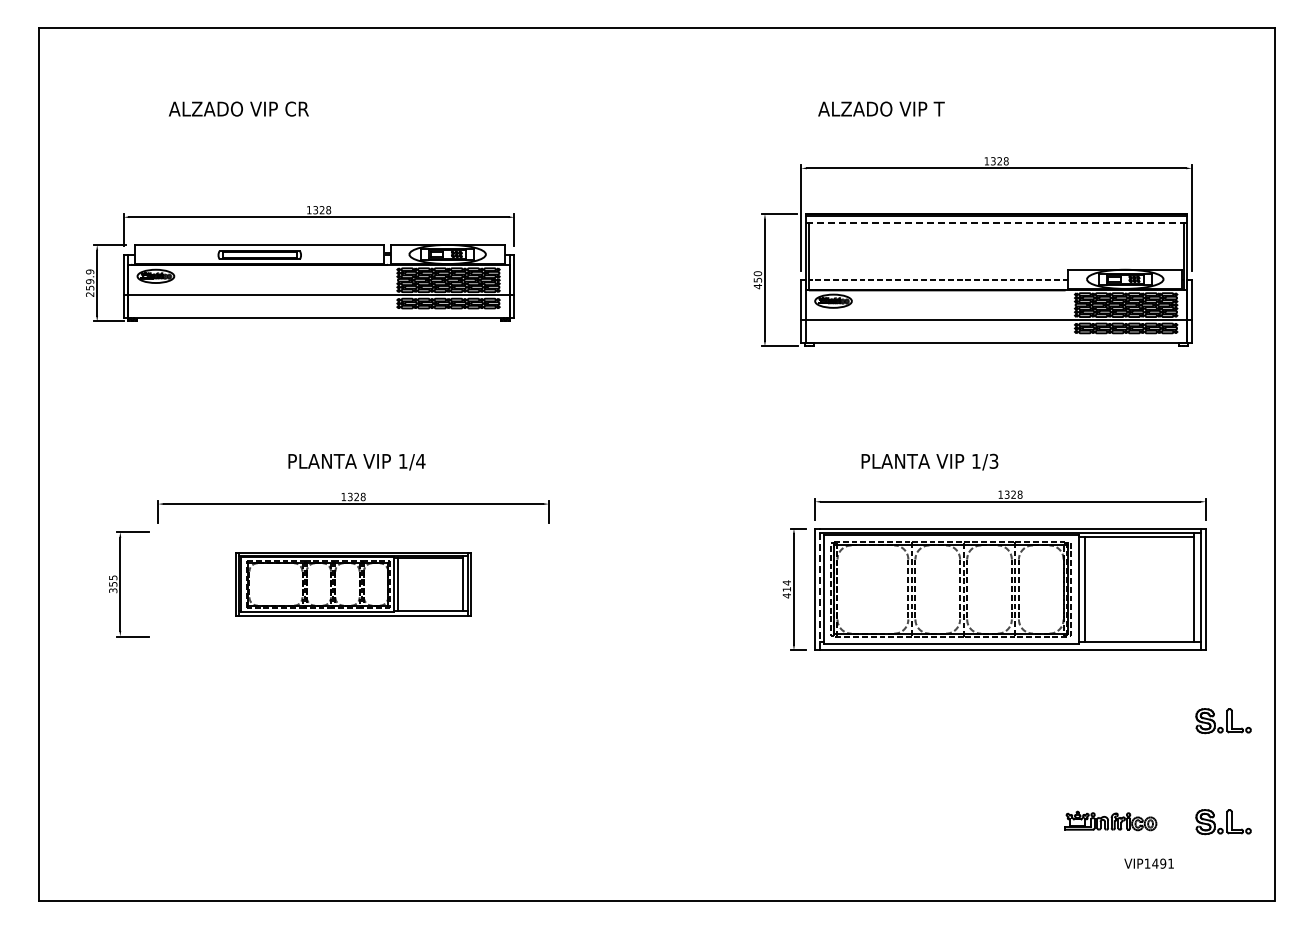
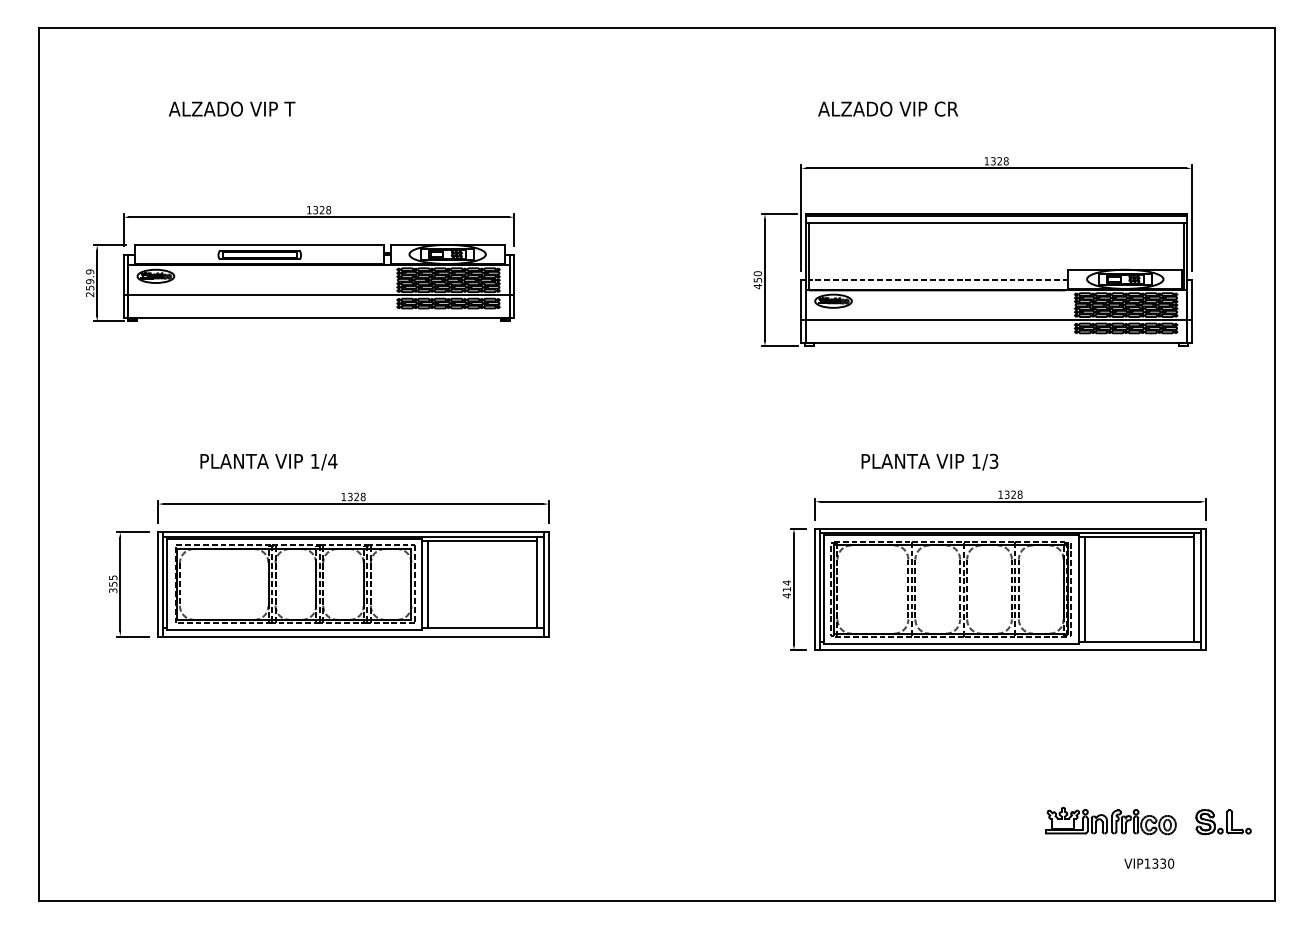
text: ALZADO VIP CR -> ALZADO VIP T (296, 108)
text: ALZADO VIP T -> ALZADO VIP CR (945, 108)
line: dashed -> solid (996, 222)
text position: (356, 462) -> (268, 462) (268, 462)
part size: 237x65 px -> 393x107 px (353, 584)
line: dashed -> solid (819, 589)
part: present -> none (1223, 721)
part size: 94x22 px -> 132x30 px (1110, 820)
text: VIP1491 -> VIP1330 (1163, 863)
